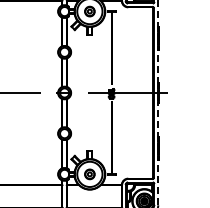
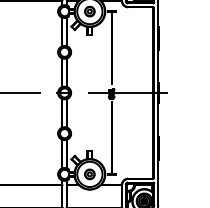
line: dashed -> solid (158, 102)
